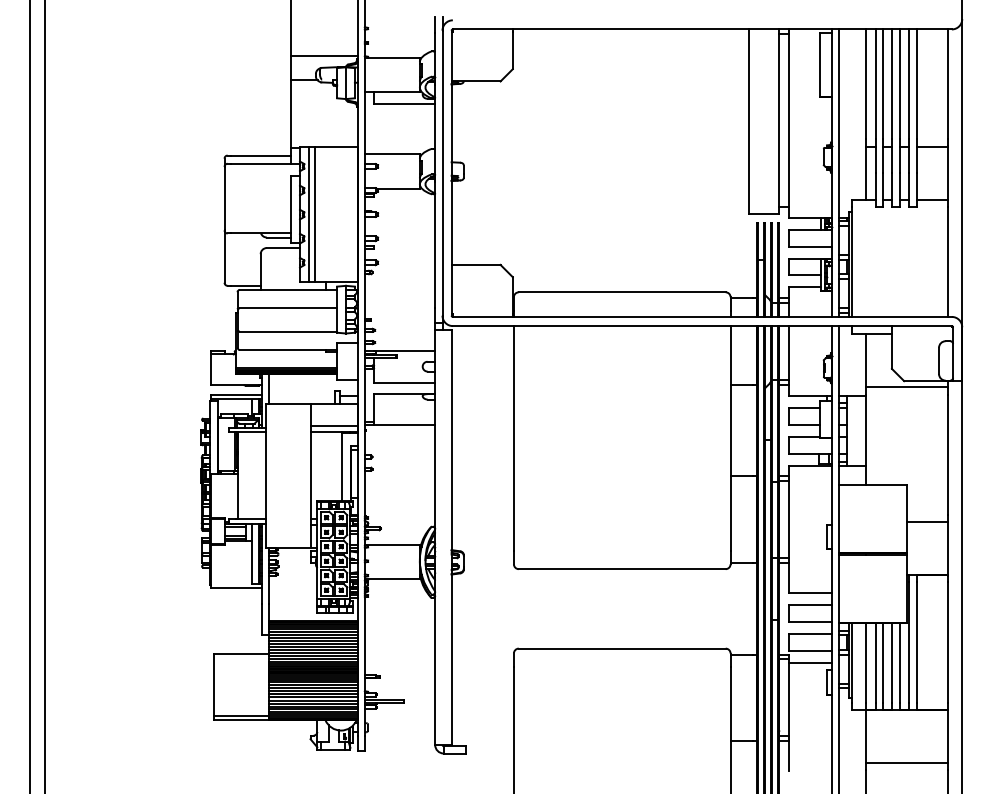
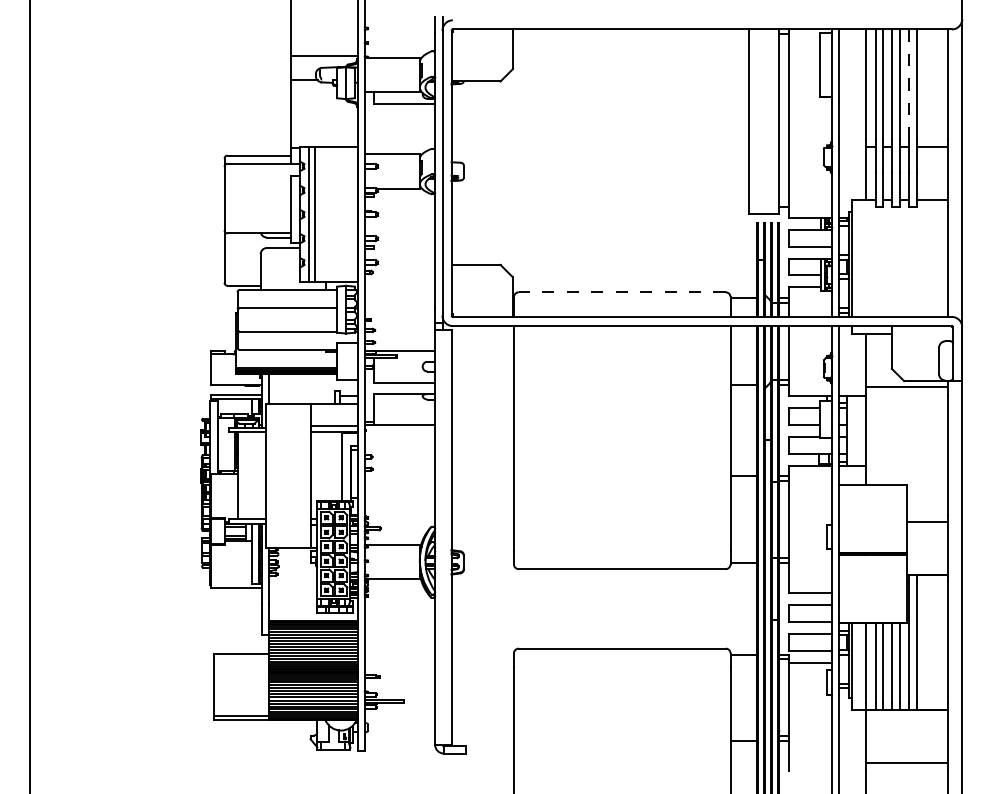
line: solid -> dashed (909, 84)
line: solid -> dashed (621, 292)
line: present -> none (45, 396)
